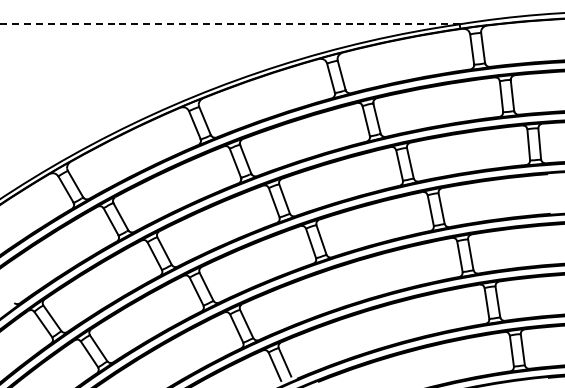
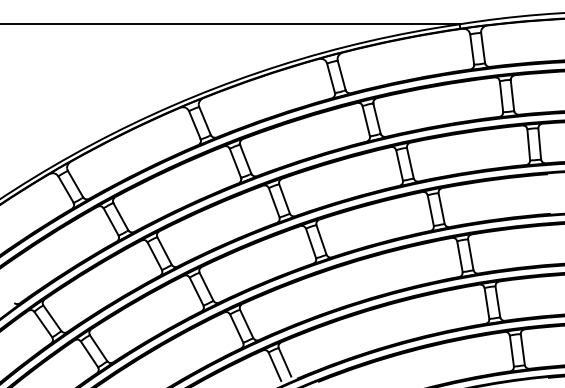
line: dashed -> solid (229, 24)
